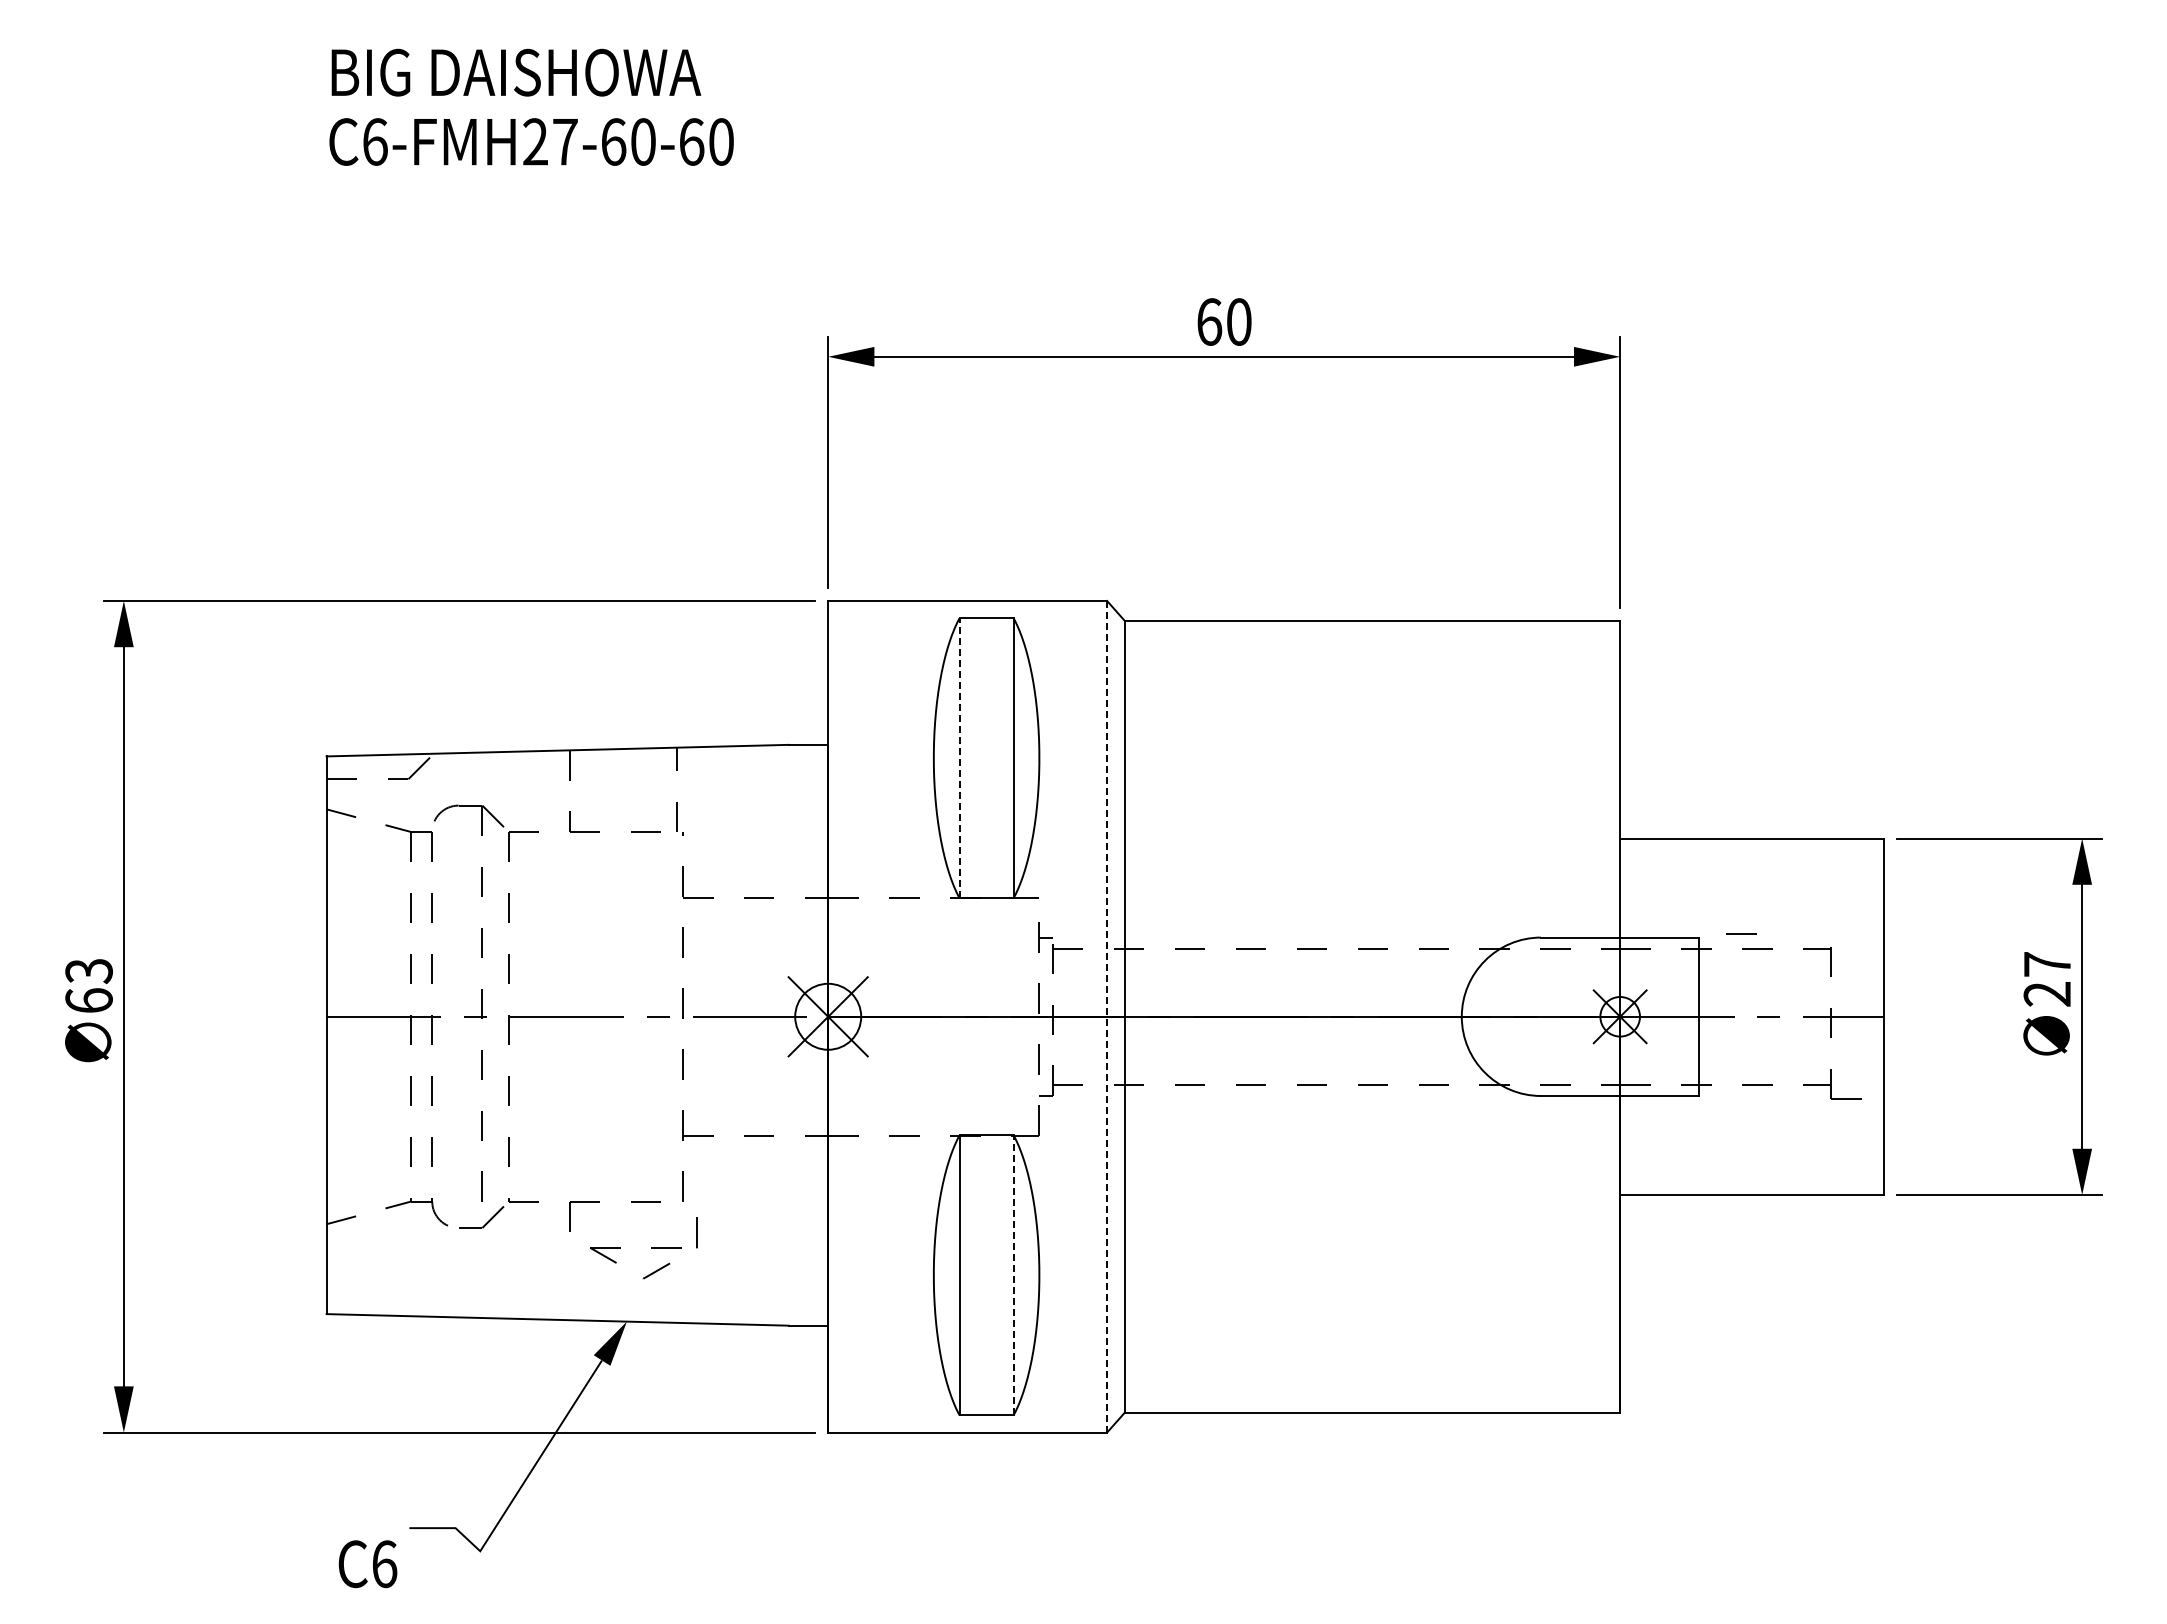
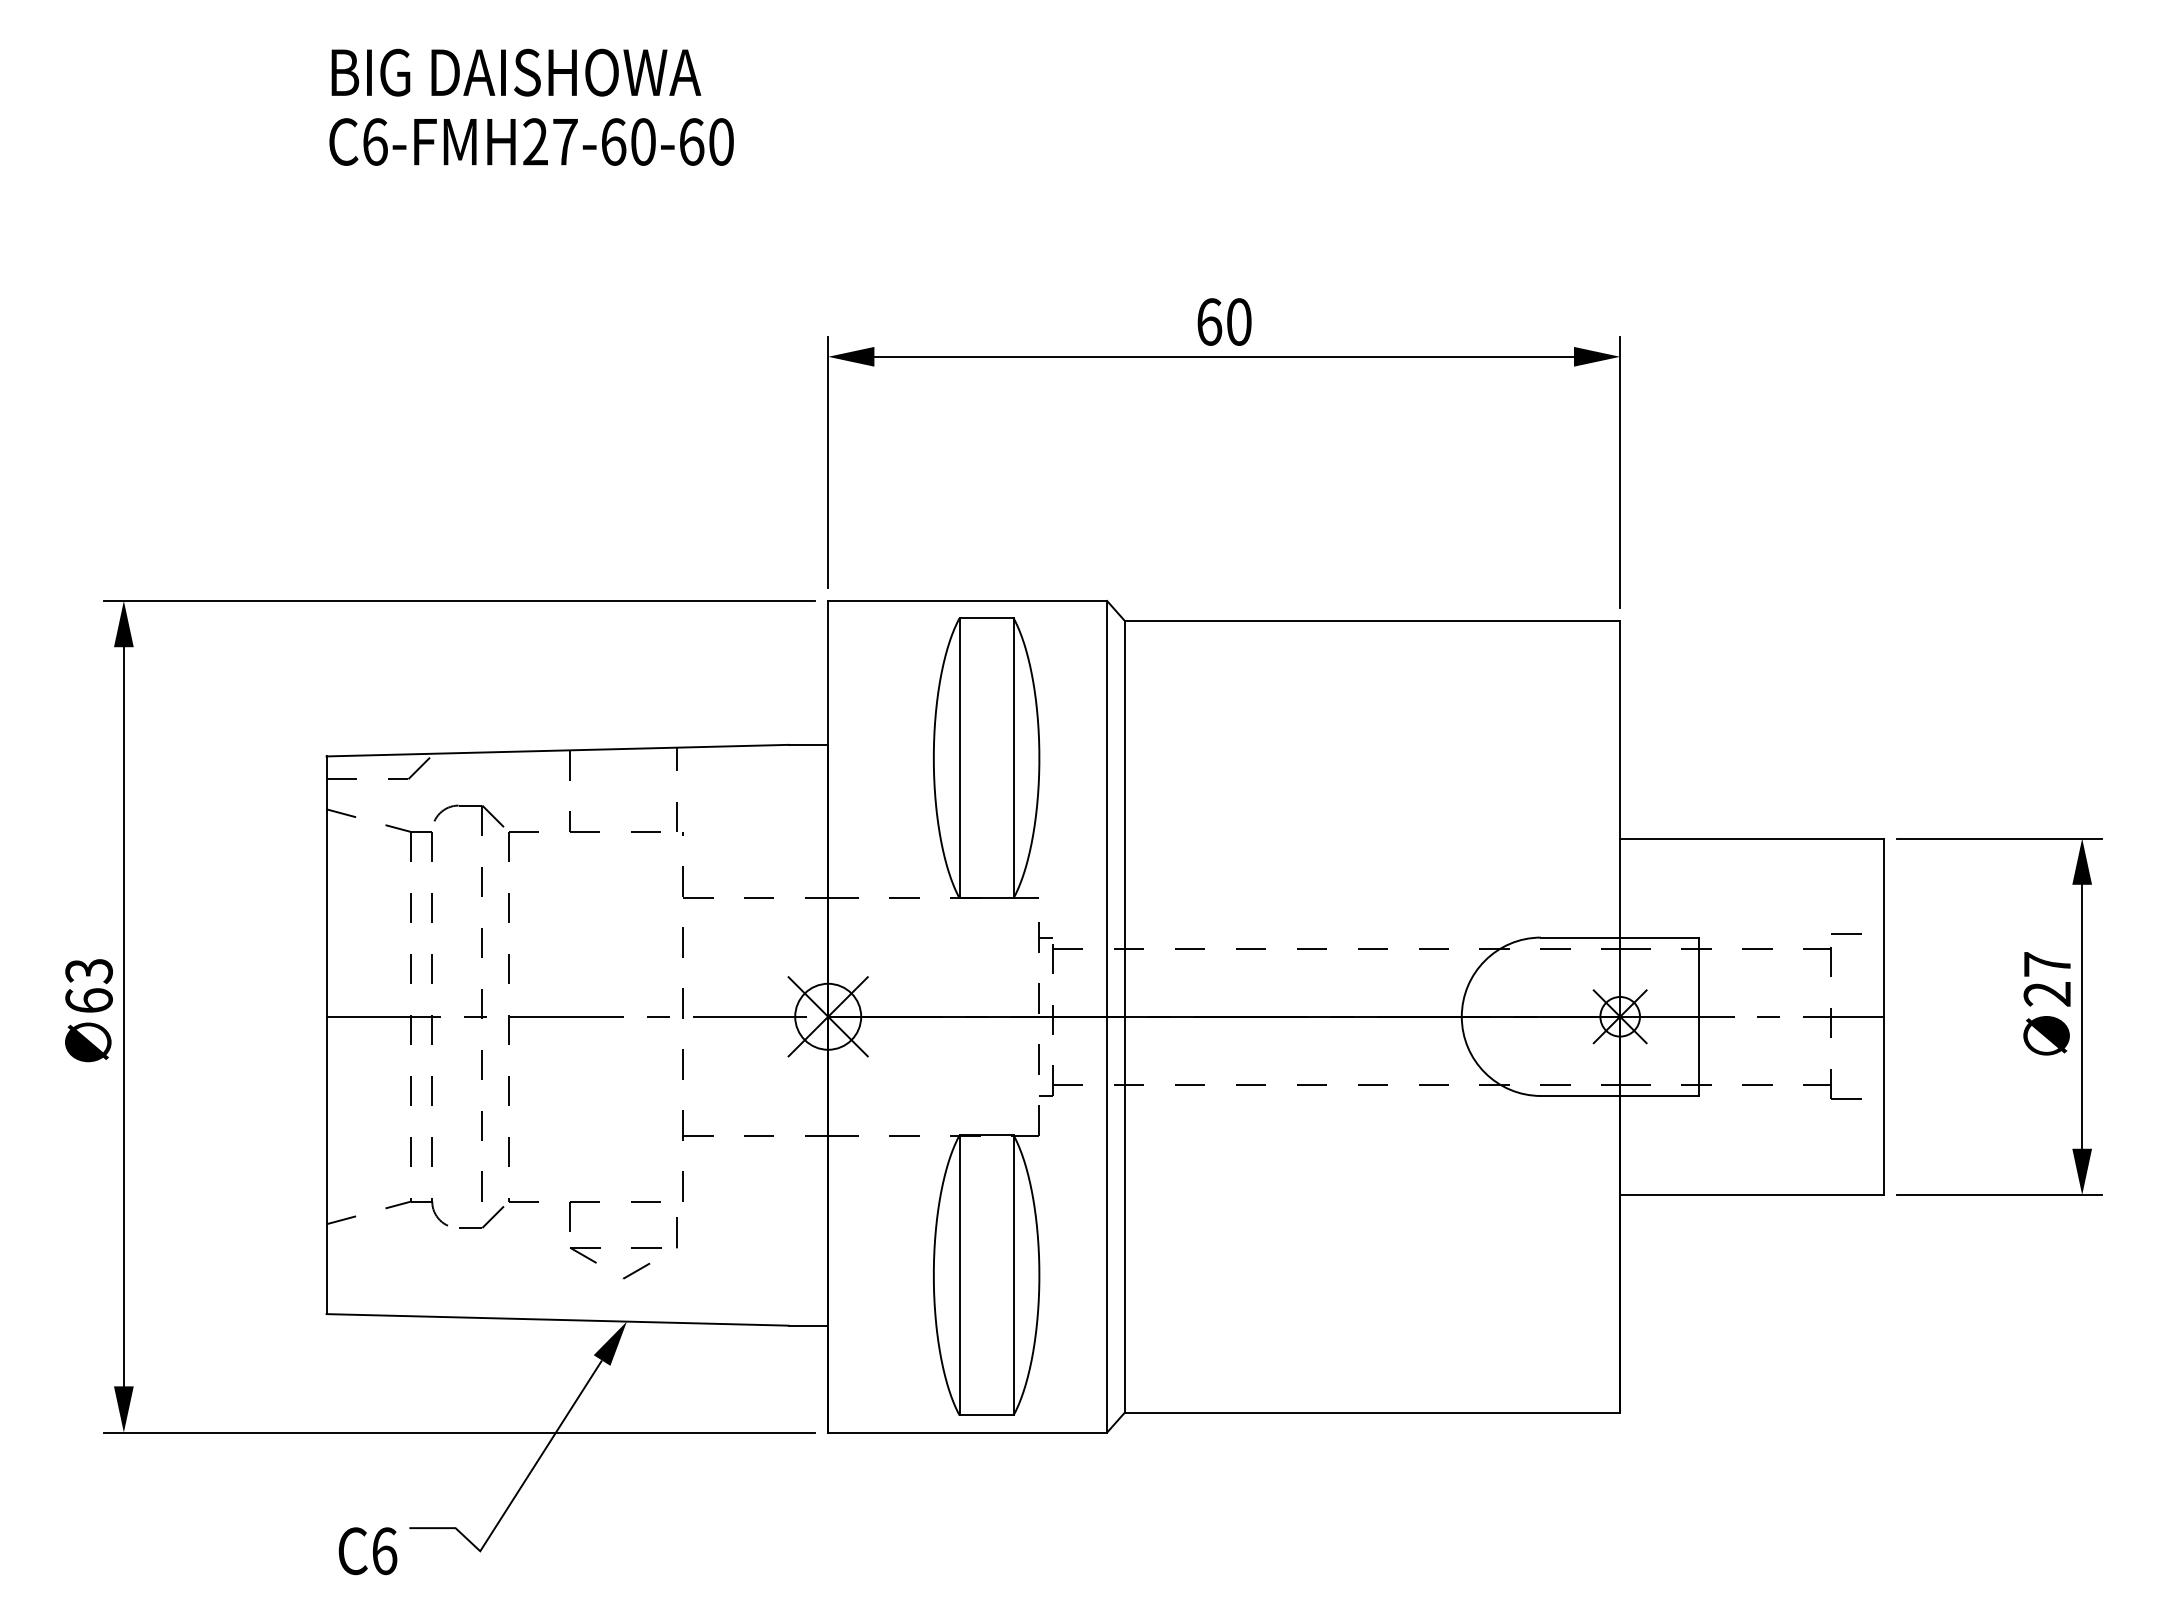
line: dashed -> solid (959, 758)
line position: (1741, 933) -> (1846, 933) (1846, 933)
line: dashed -> solid (1107, 1016)
part position: (651, 1248) -> (631, 1248) (631, 1248)
line: dashed -> solid (1013, 1275)
text position: (367, 1564) -> (367, 1551) (367, 1551)
